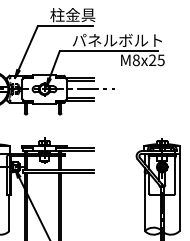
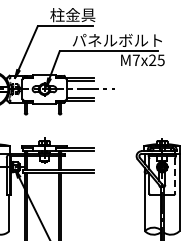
text: M8x25 -> M7x25 (135, 60)
line: solid -> dashed (175, 176)
